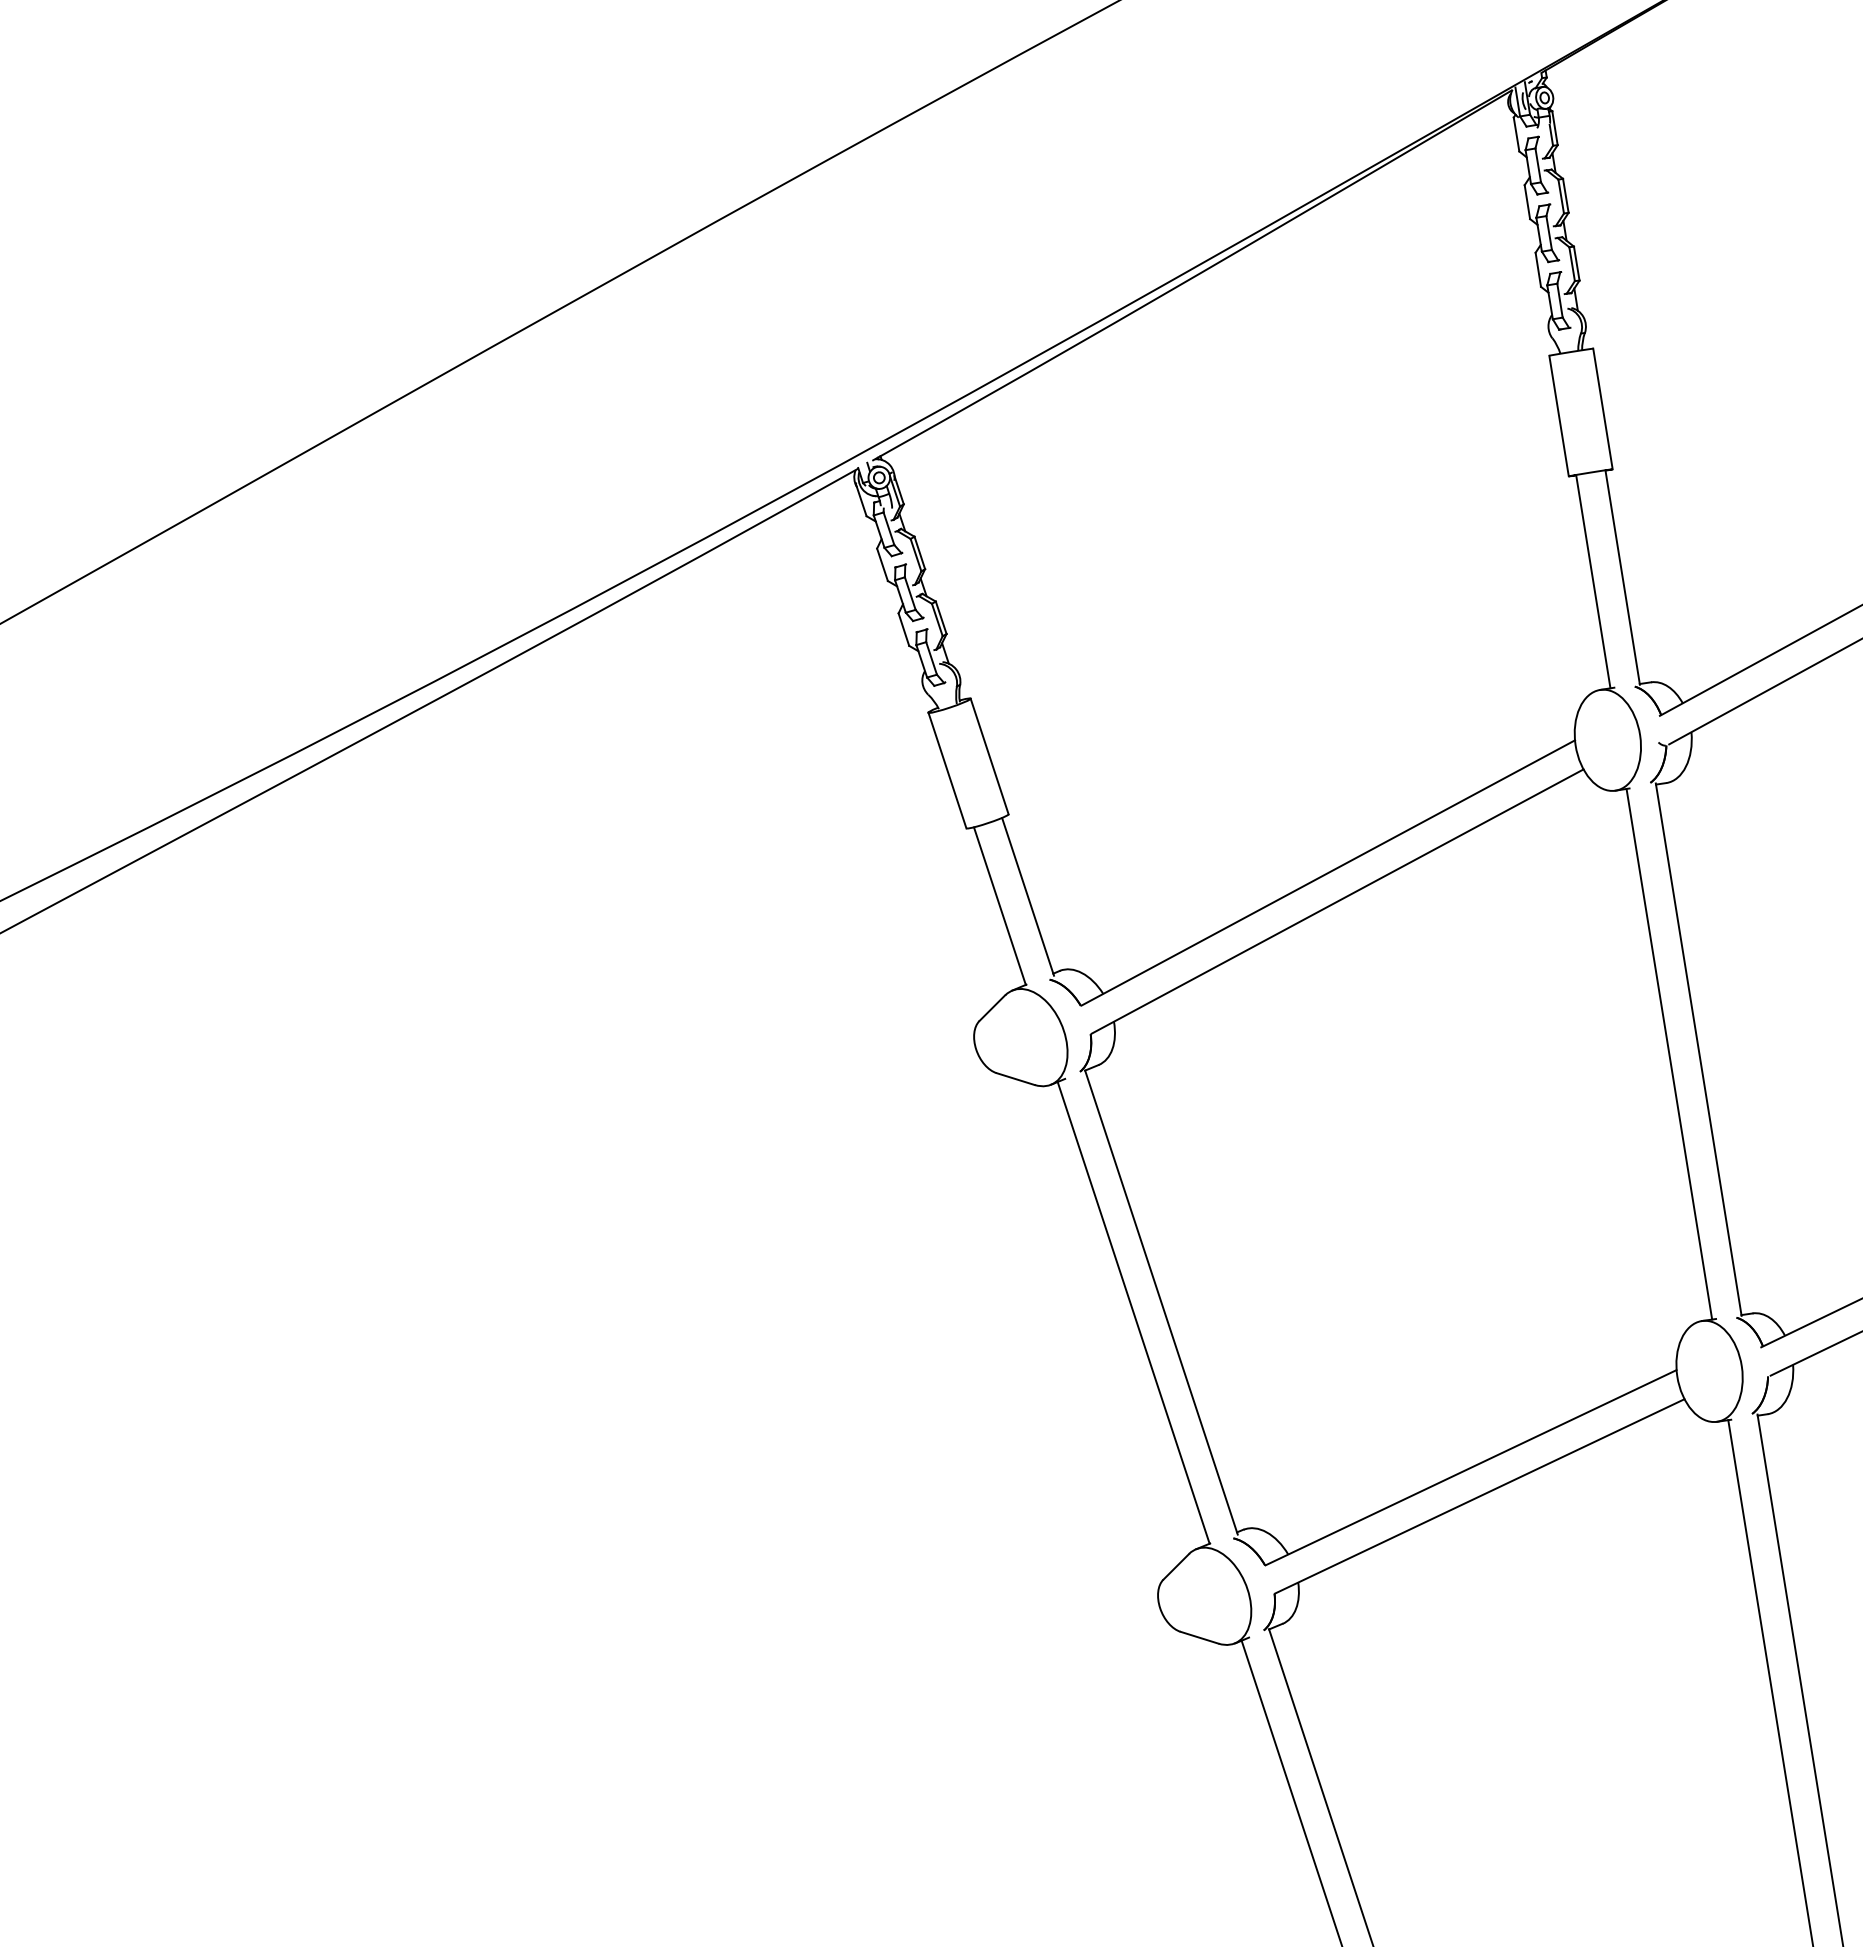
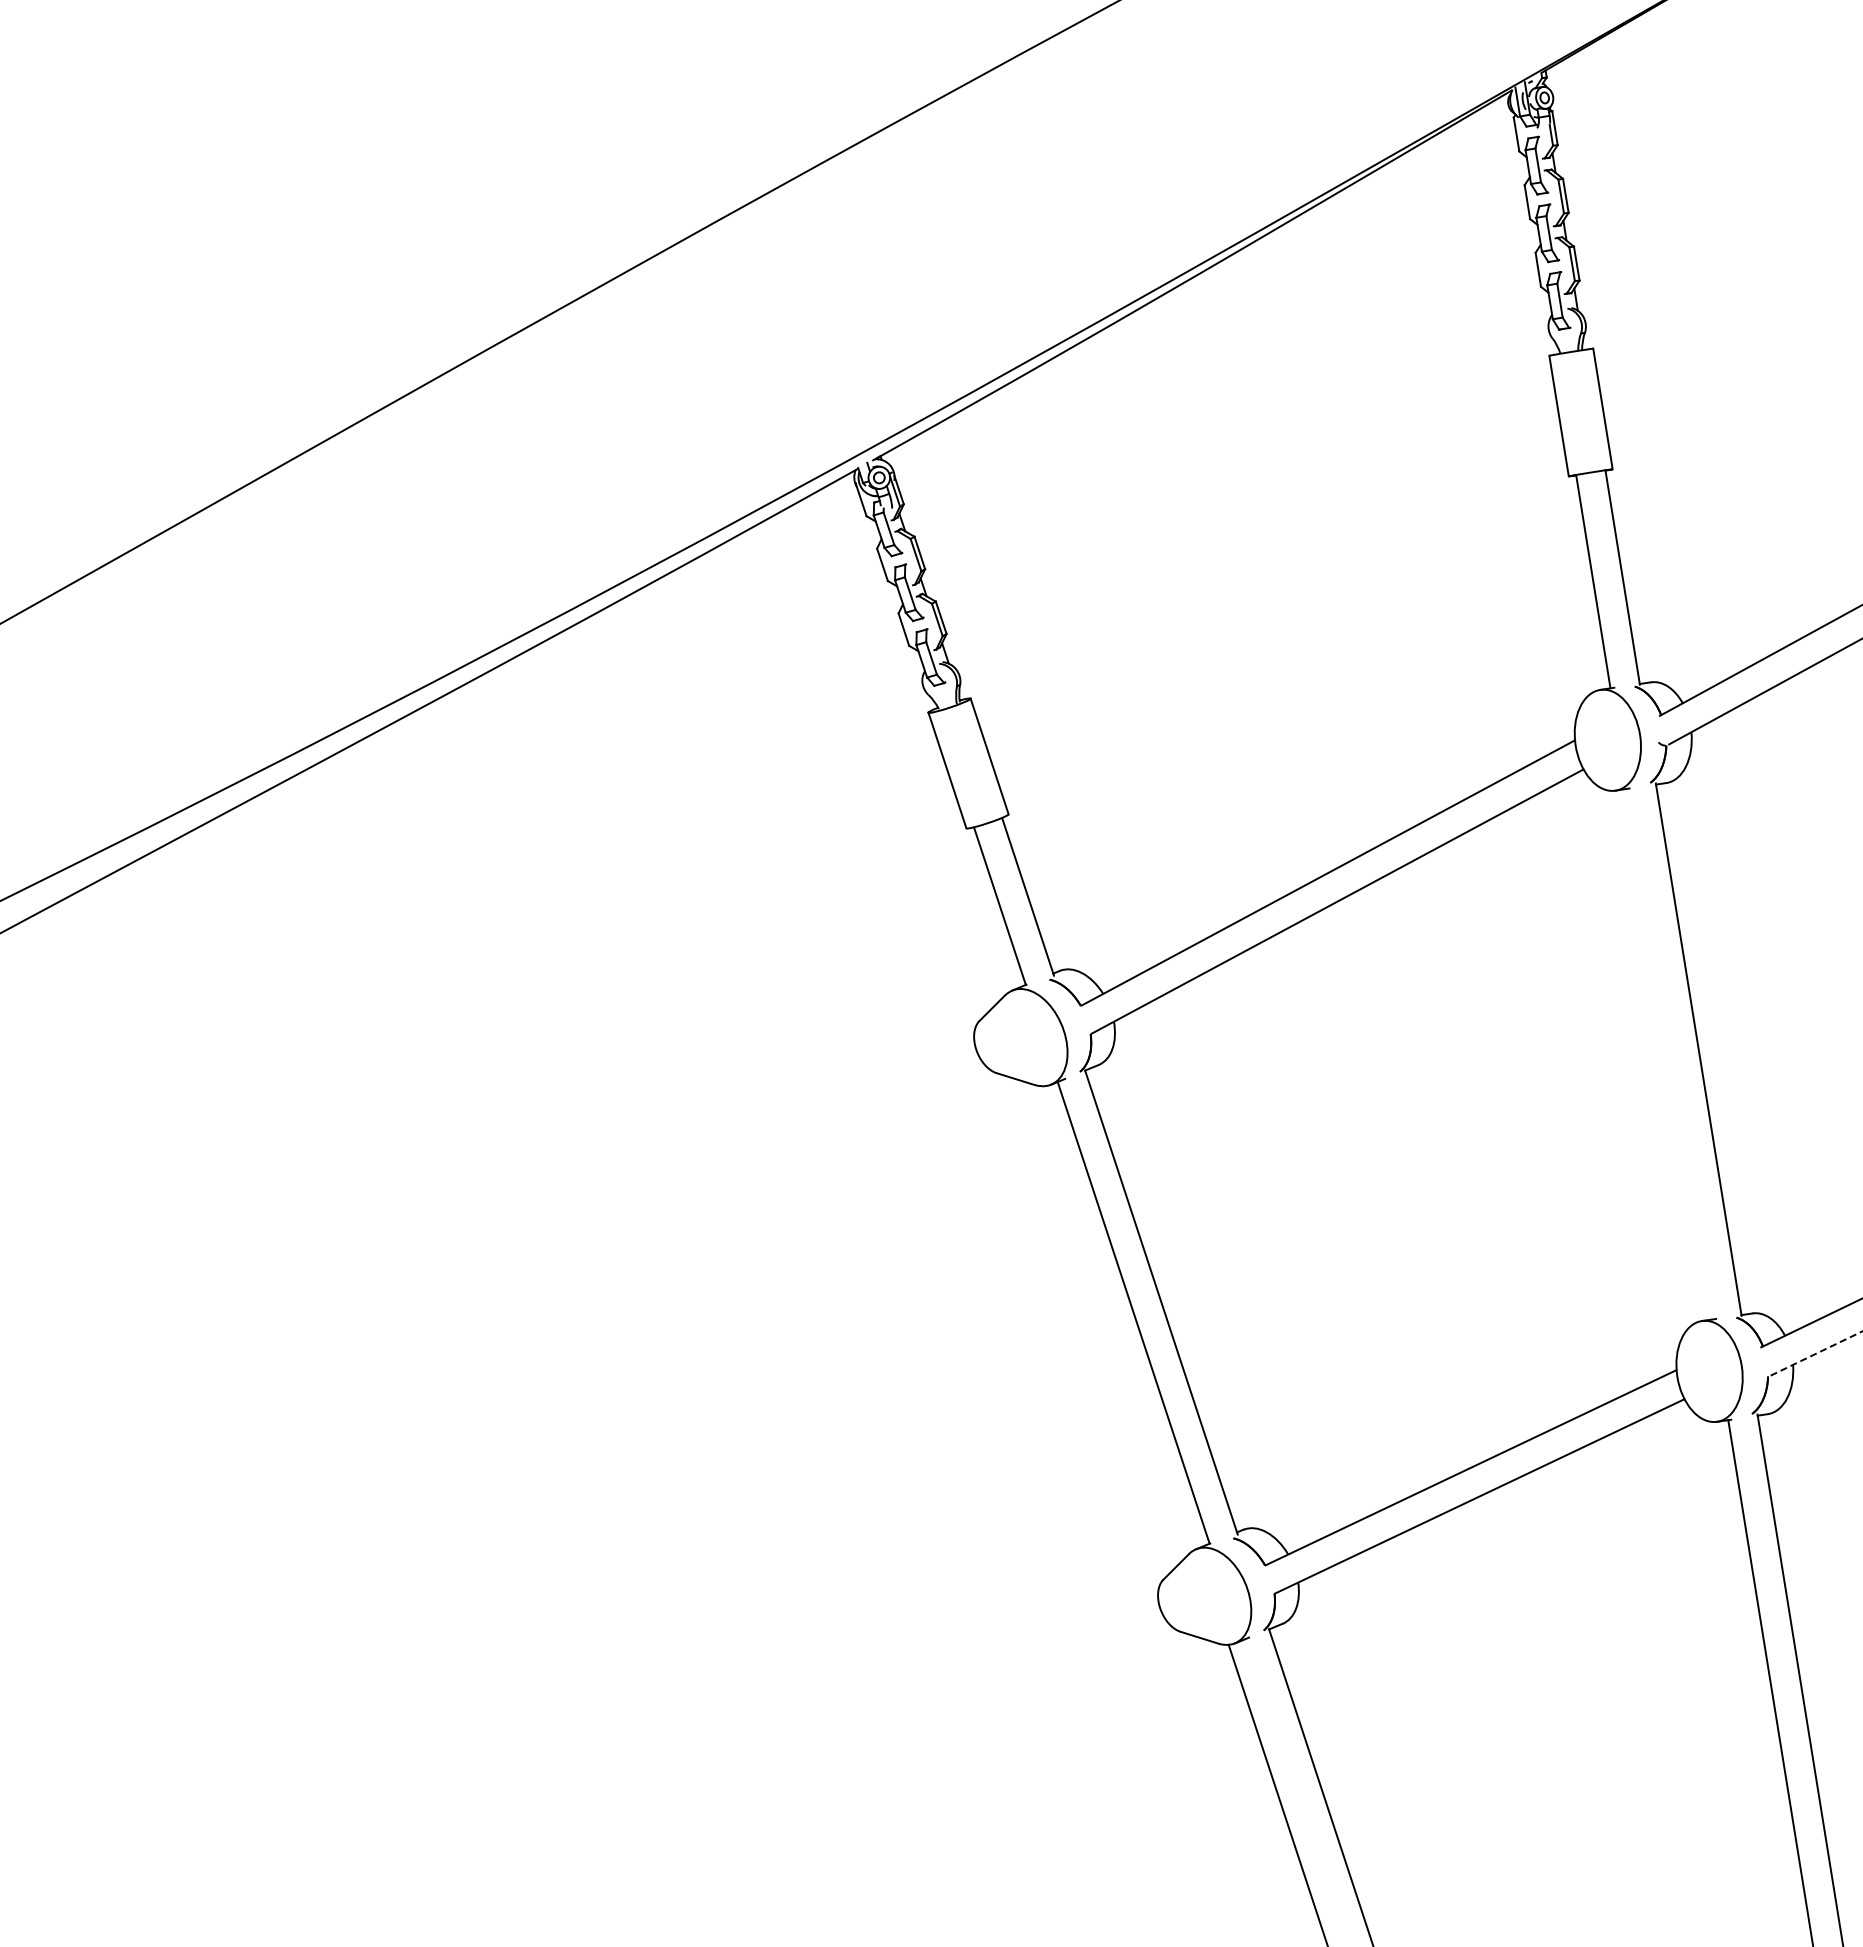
line: present -> none (1669, 1054)
line: solid -> dashed (1816, 1353)
line position: (1291, 1791) -> (1277, 1793) (1277, 1793)
